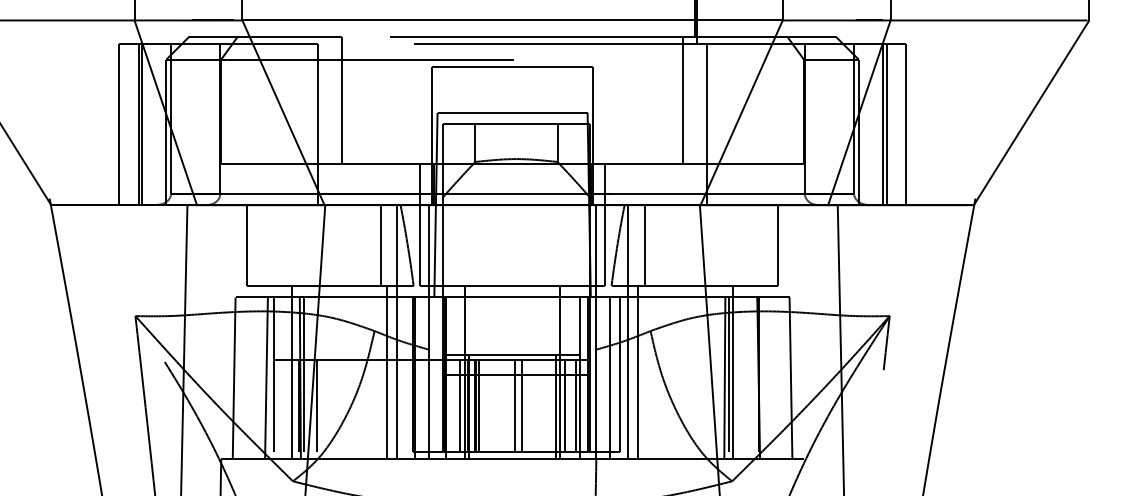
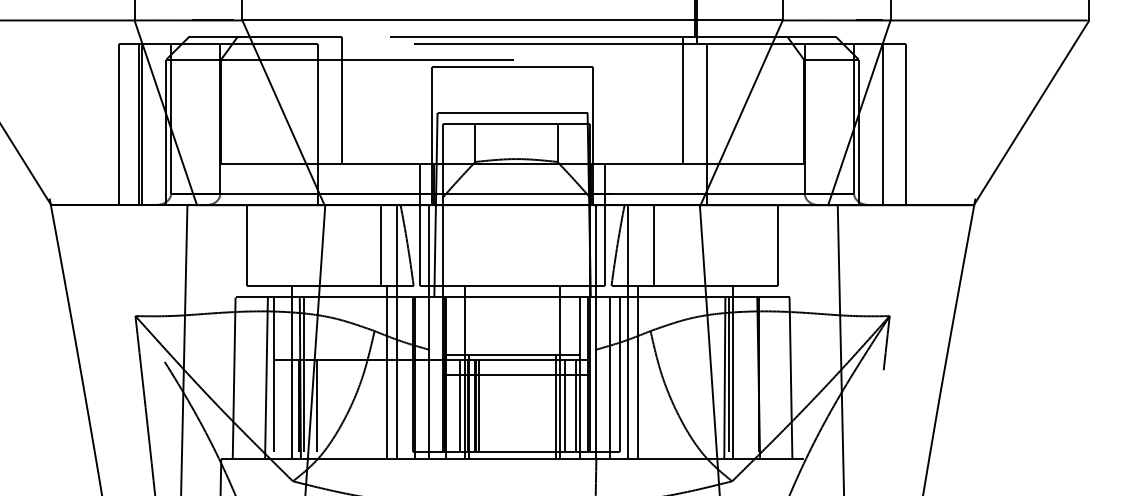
line: present -> none (886, 124)
line position: (644, 245) -> (653, 245) (653, 245)
line: present -> none (514, 405)
line: present -> none (522, 405)
